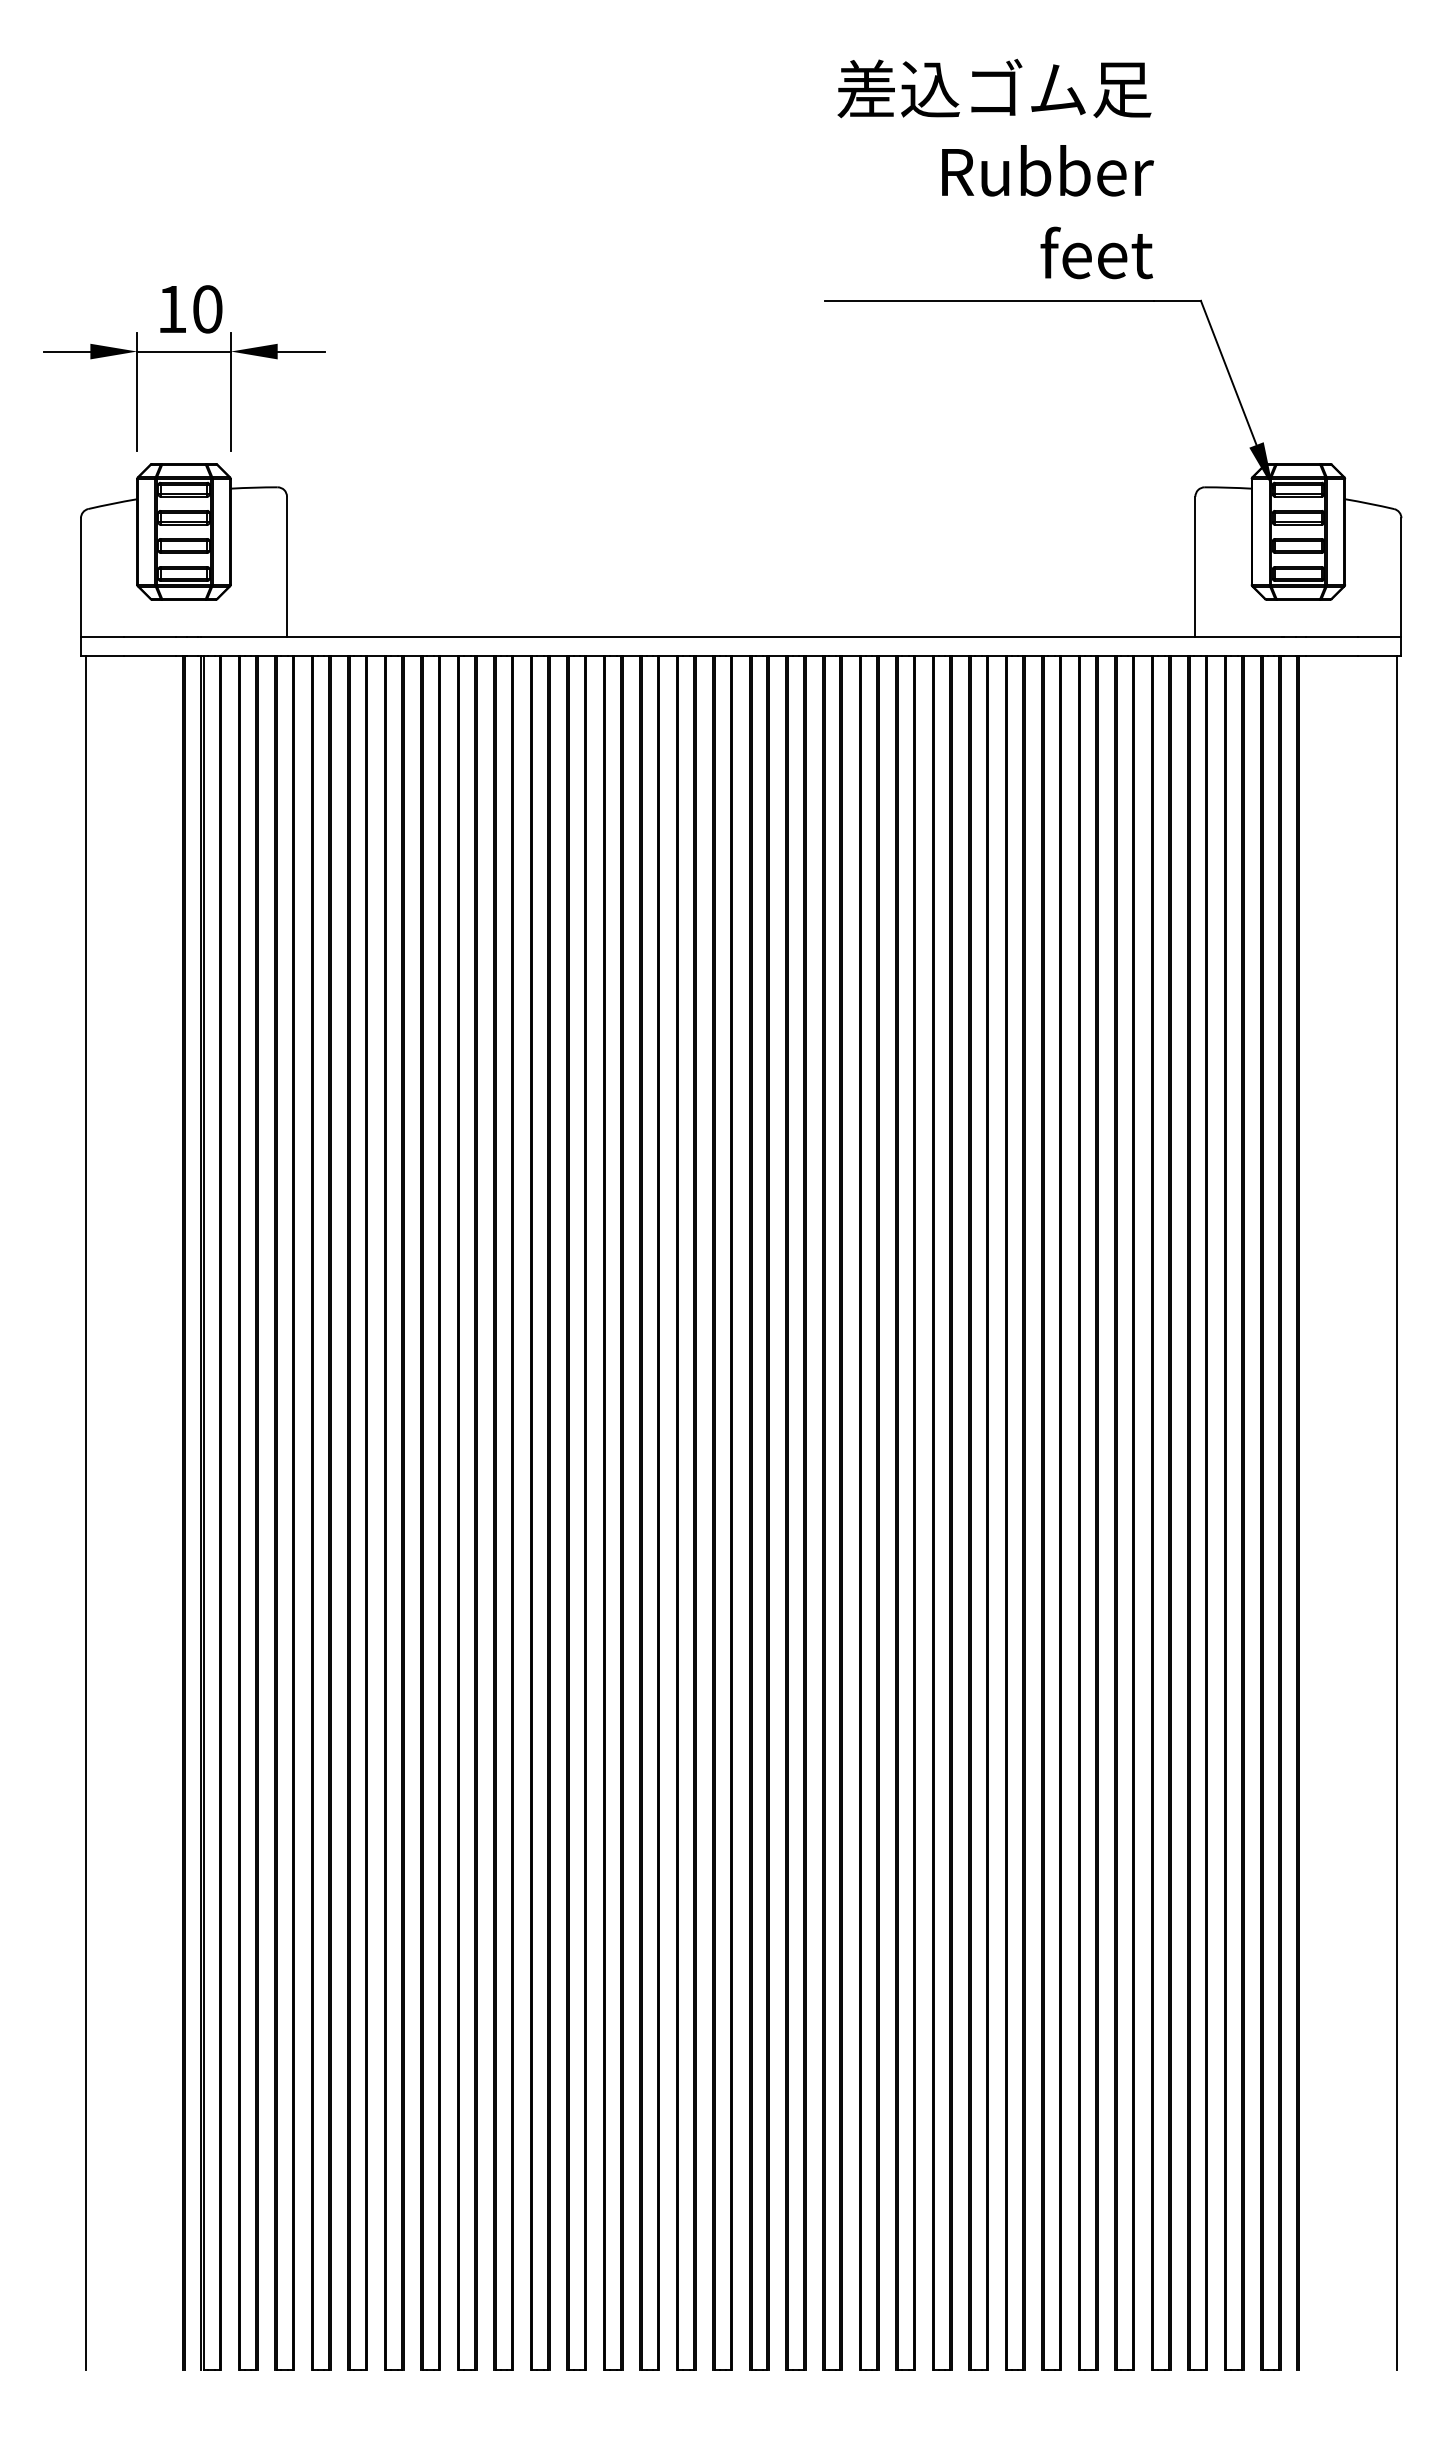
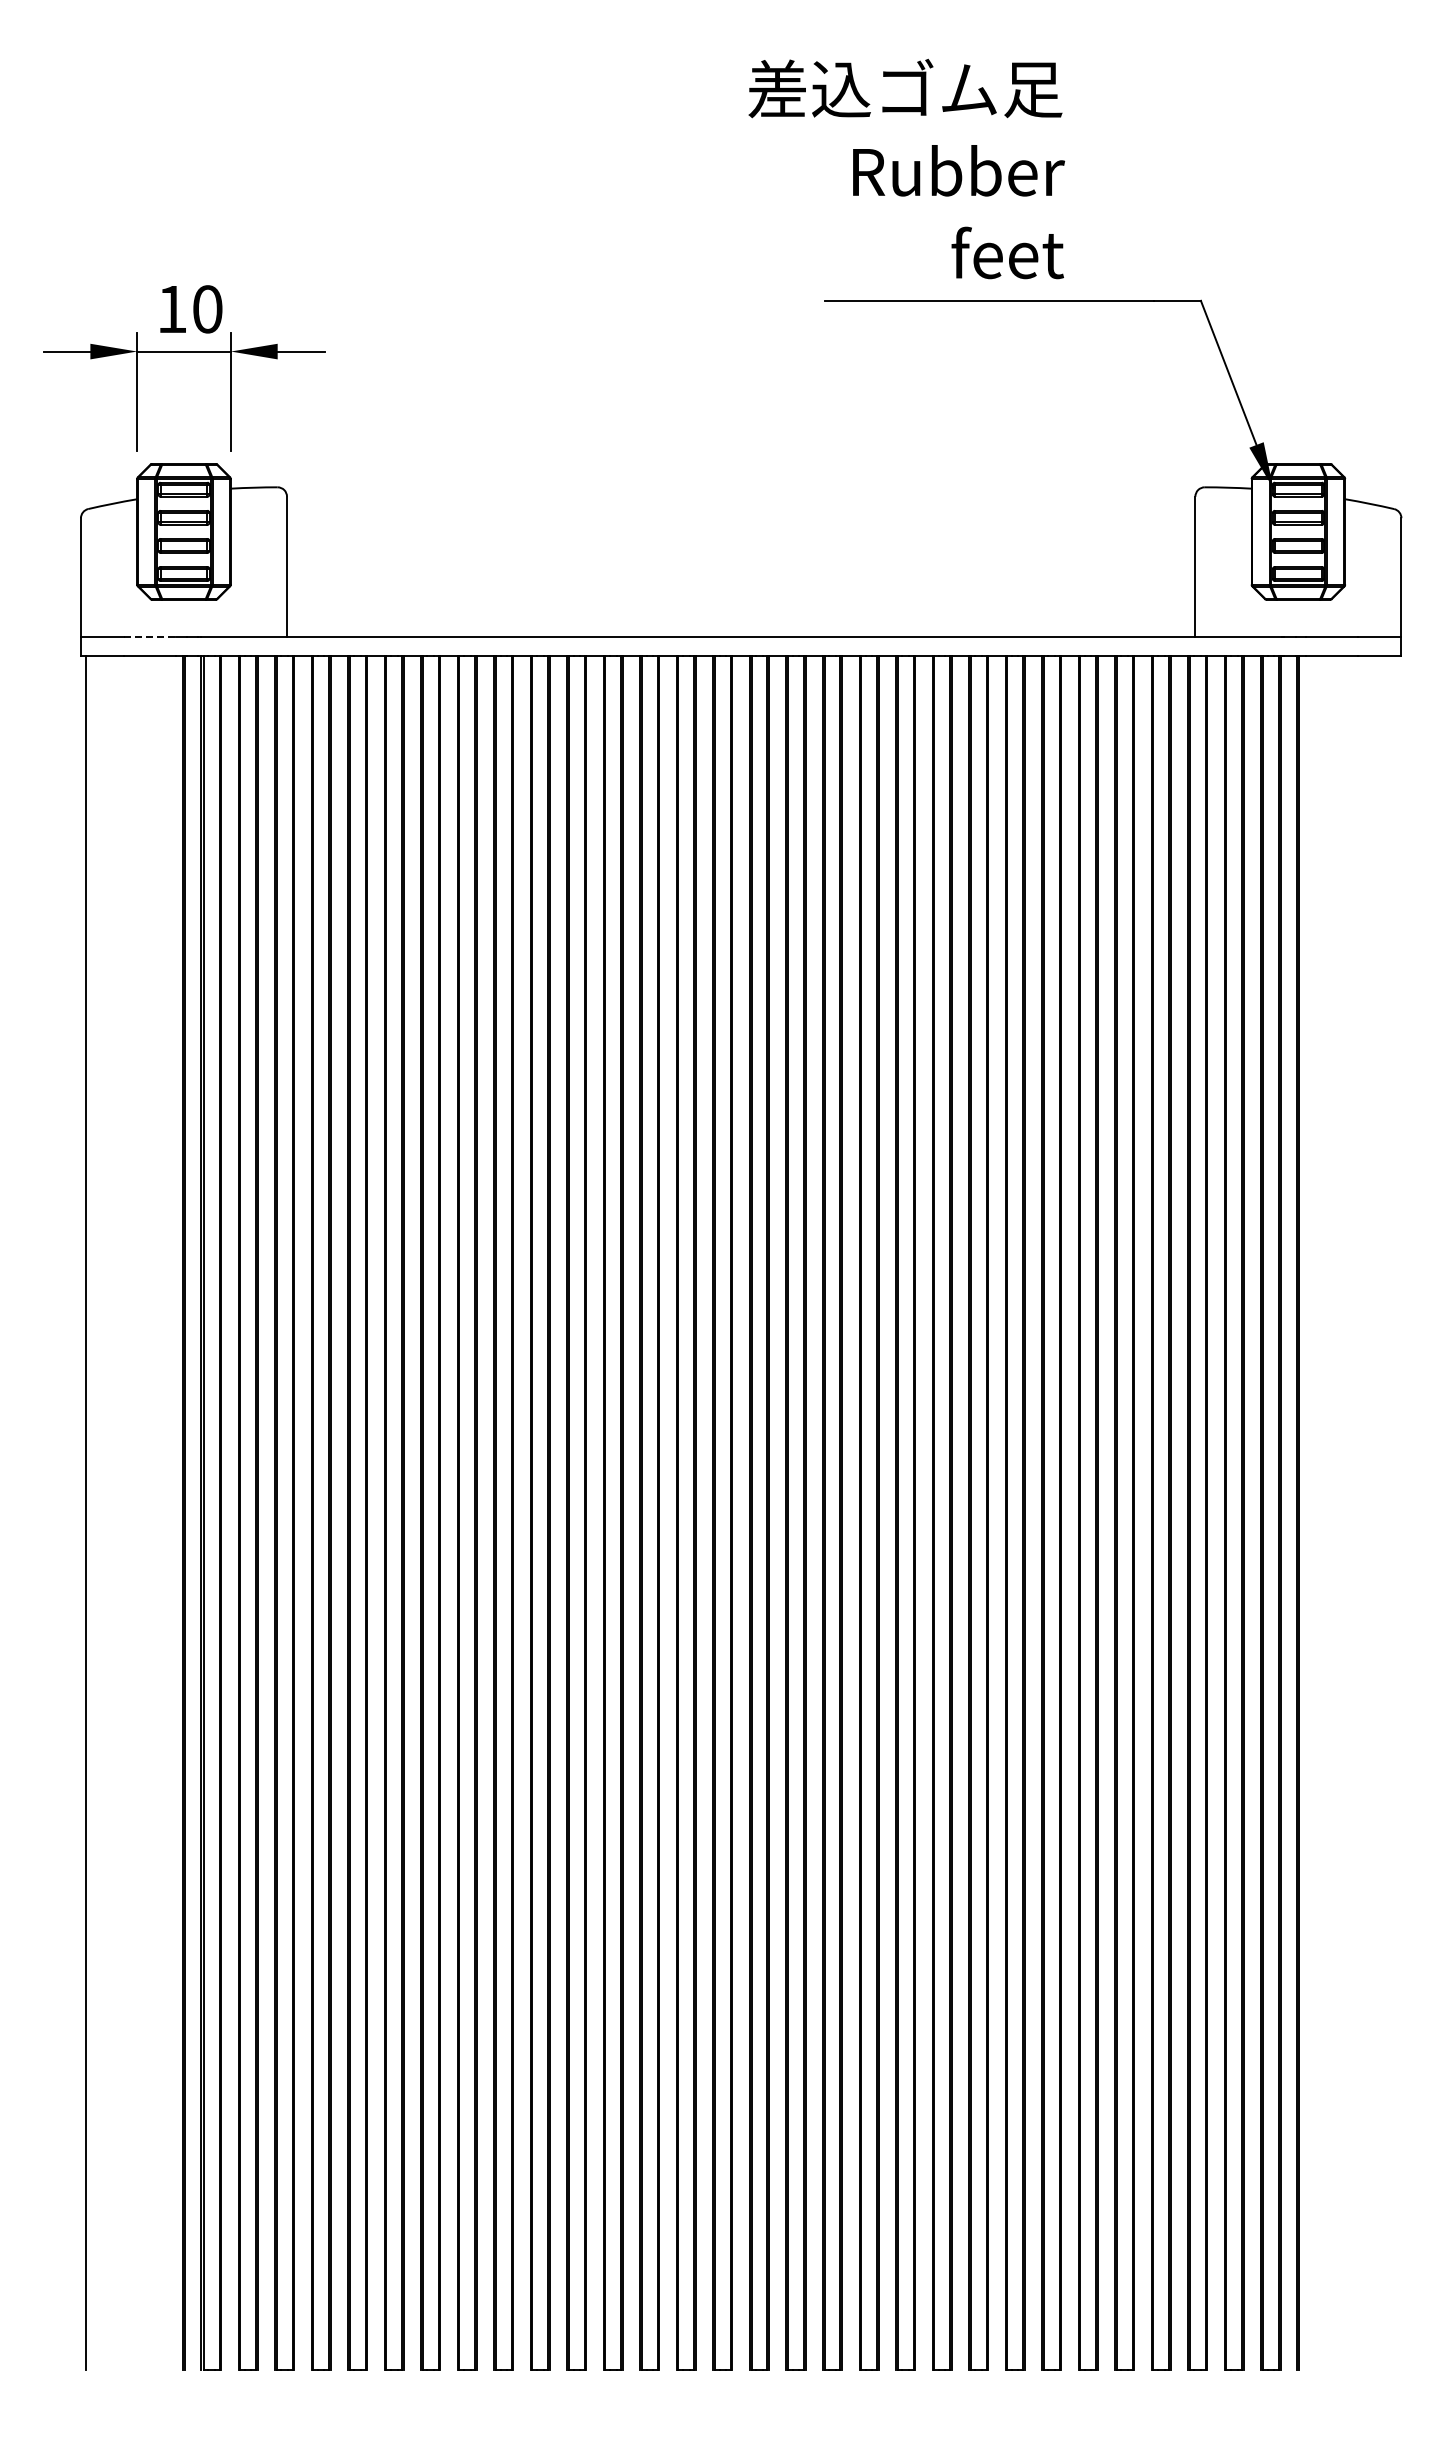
text position: (995, 168) -> (906, 168) (906, 168)
line: solid -> dashed (150, 637)
line: present -> none (1396, 1512)
